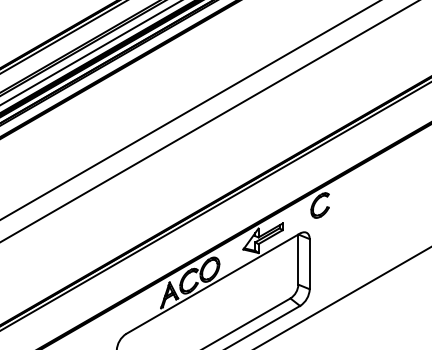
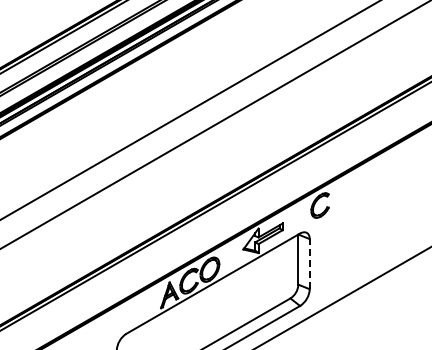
line: present -> none (90, 52)
line position: (209, 121) -> (215, 124) (215, 124)
line: solid -> dashed (309, 263)
